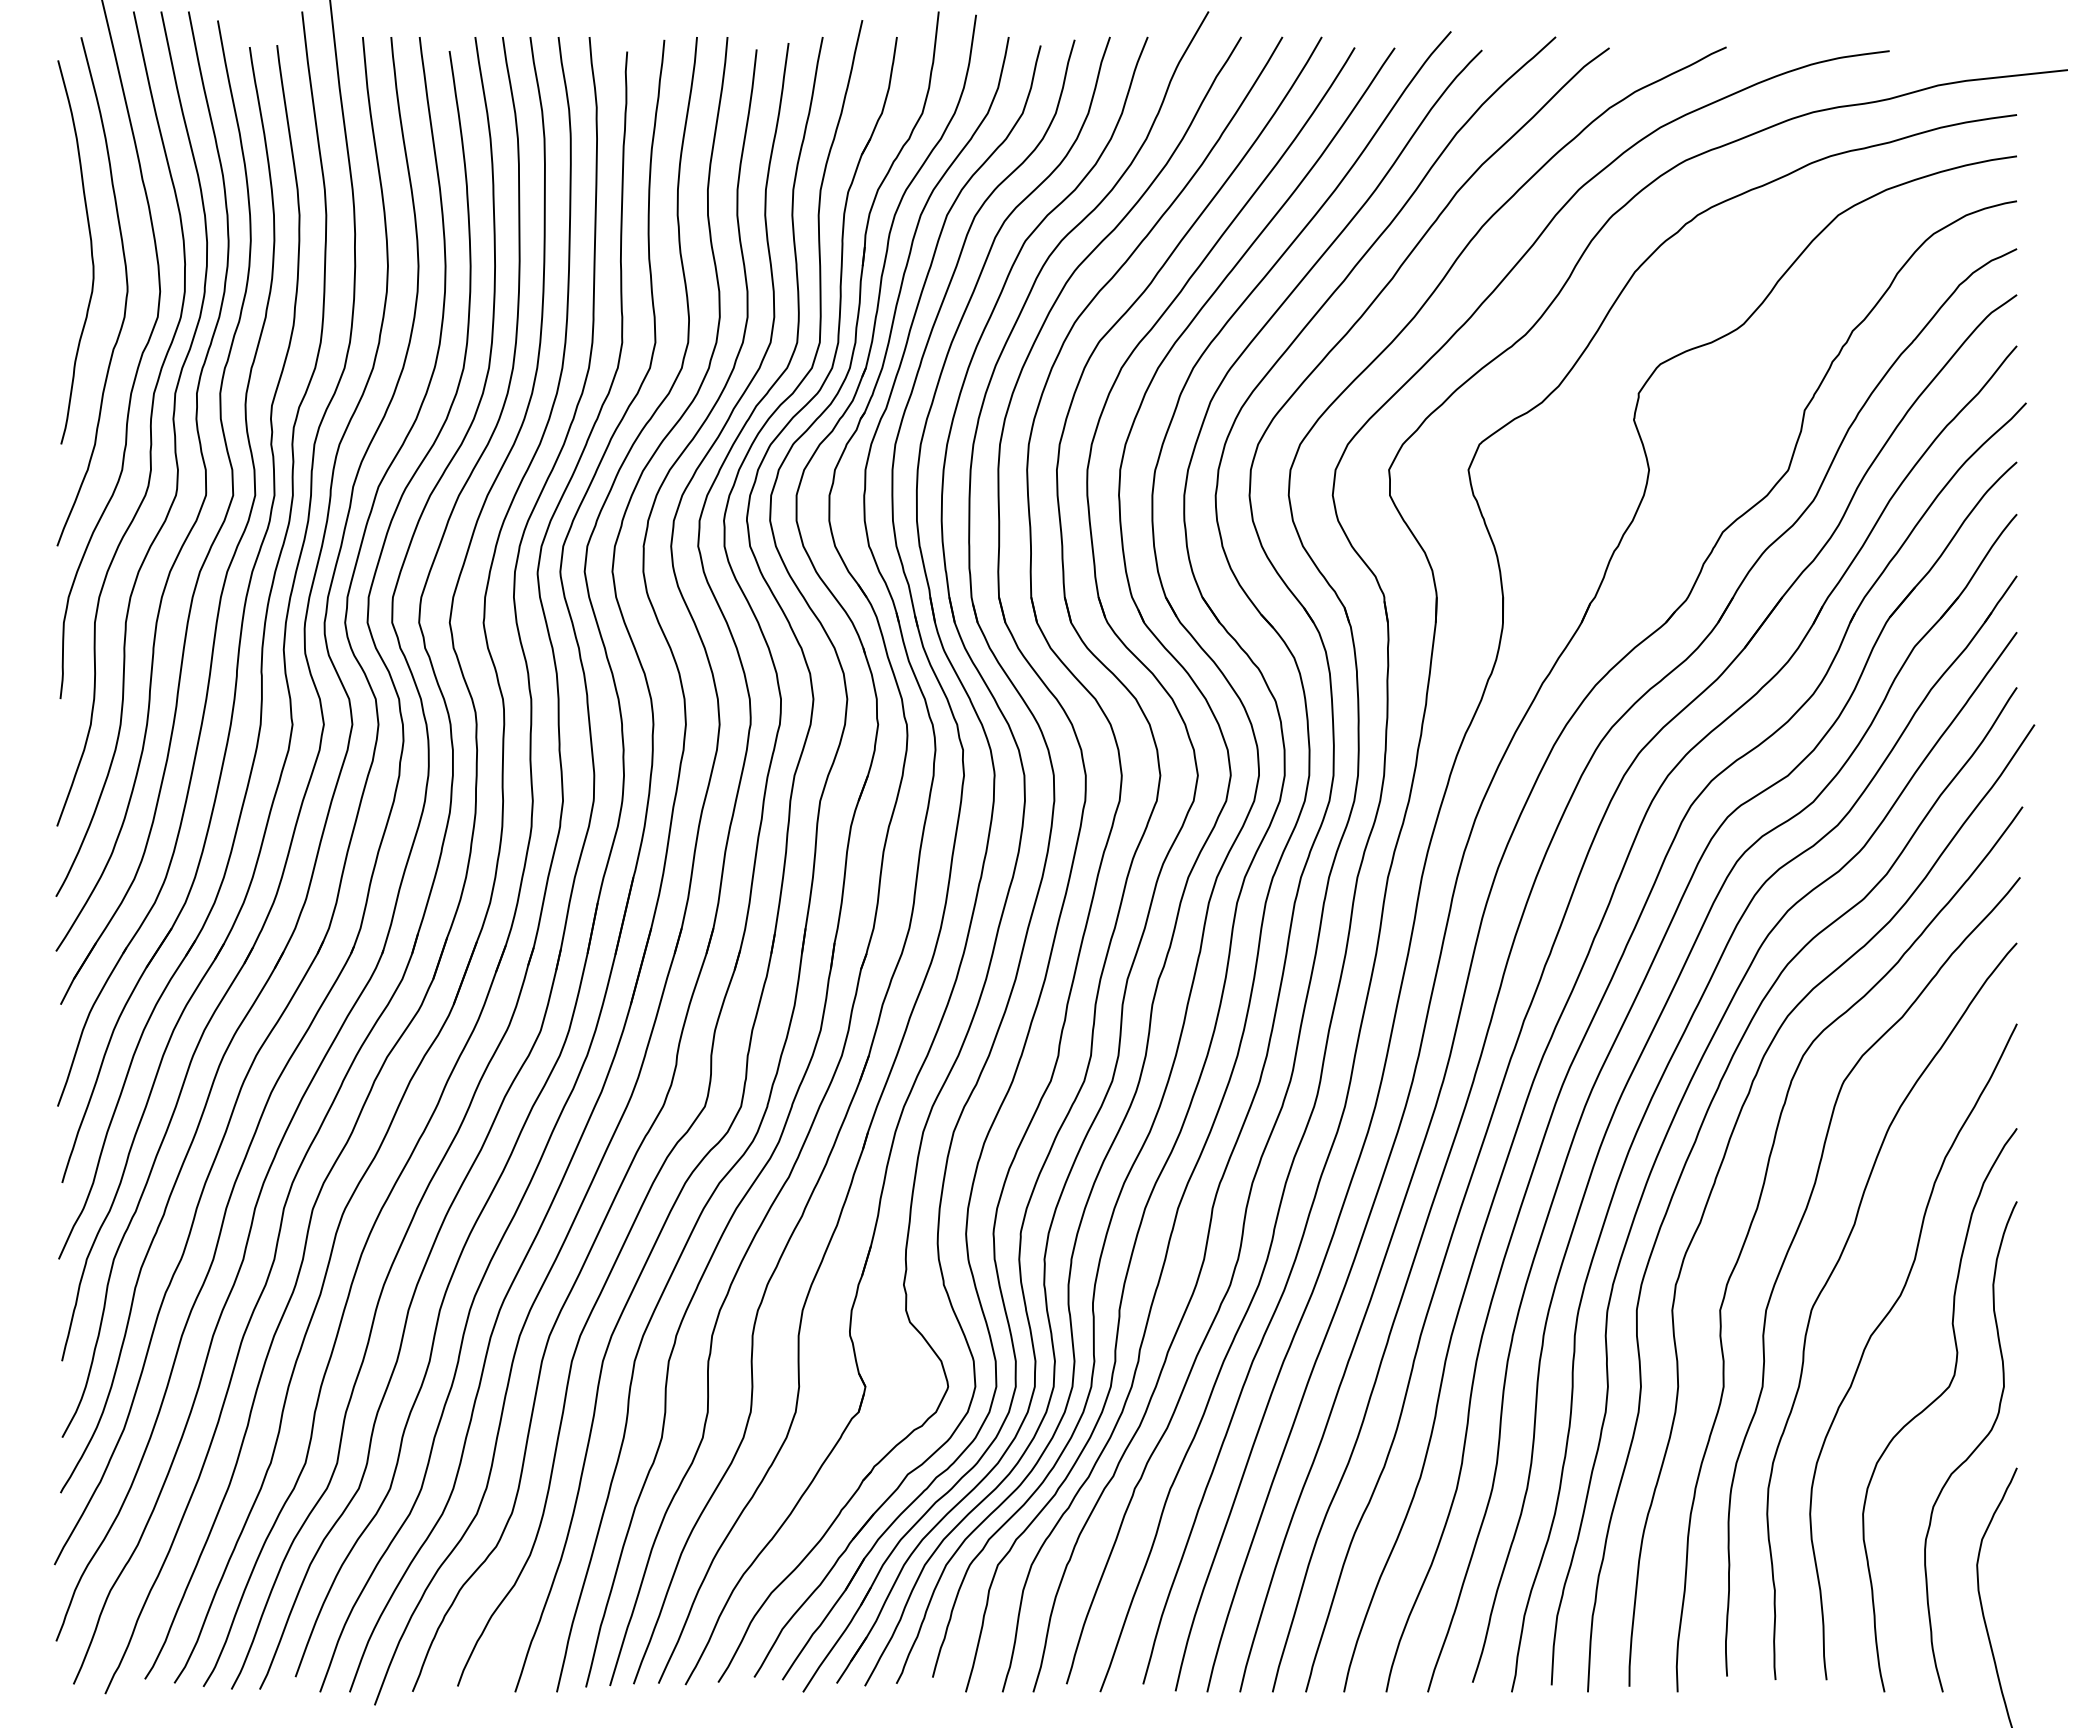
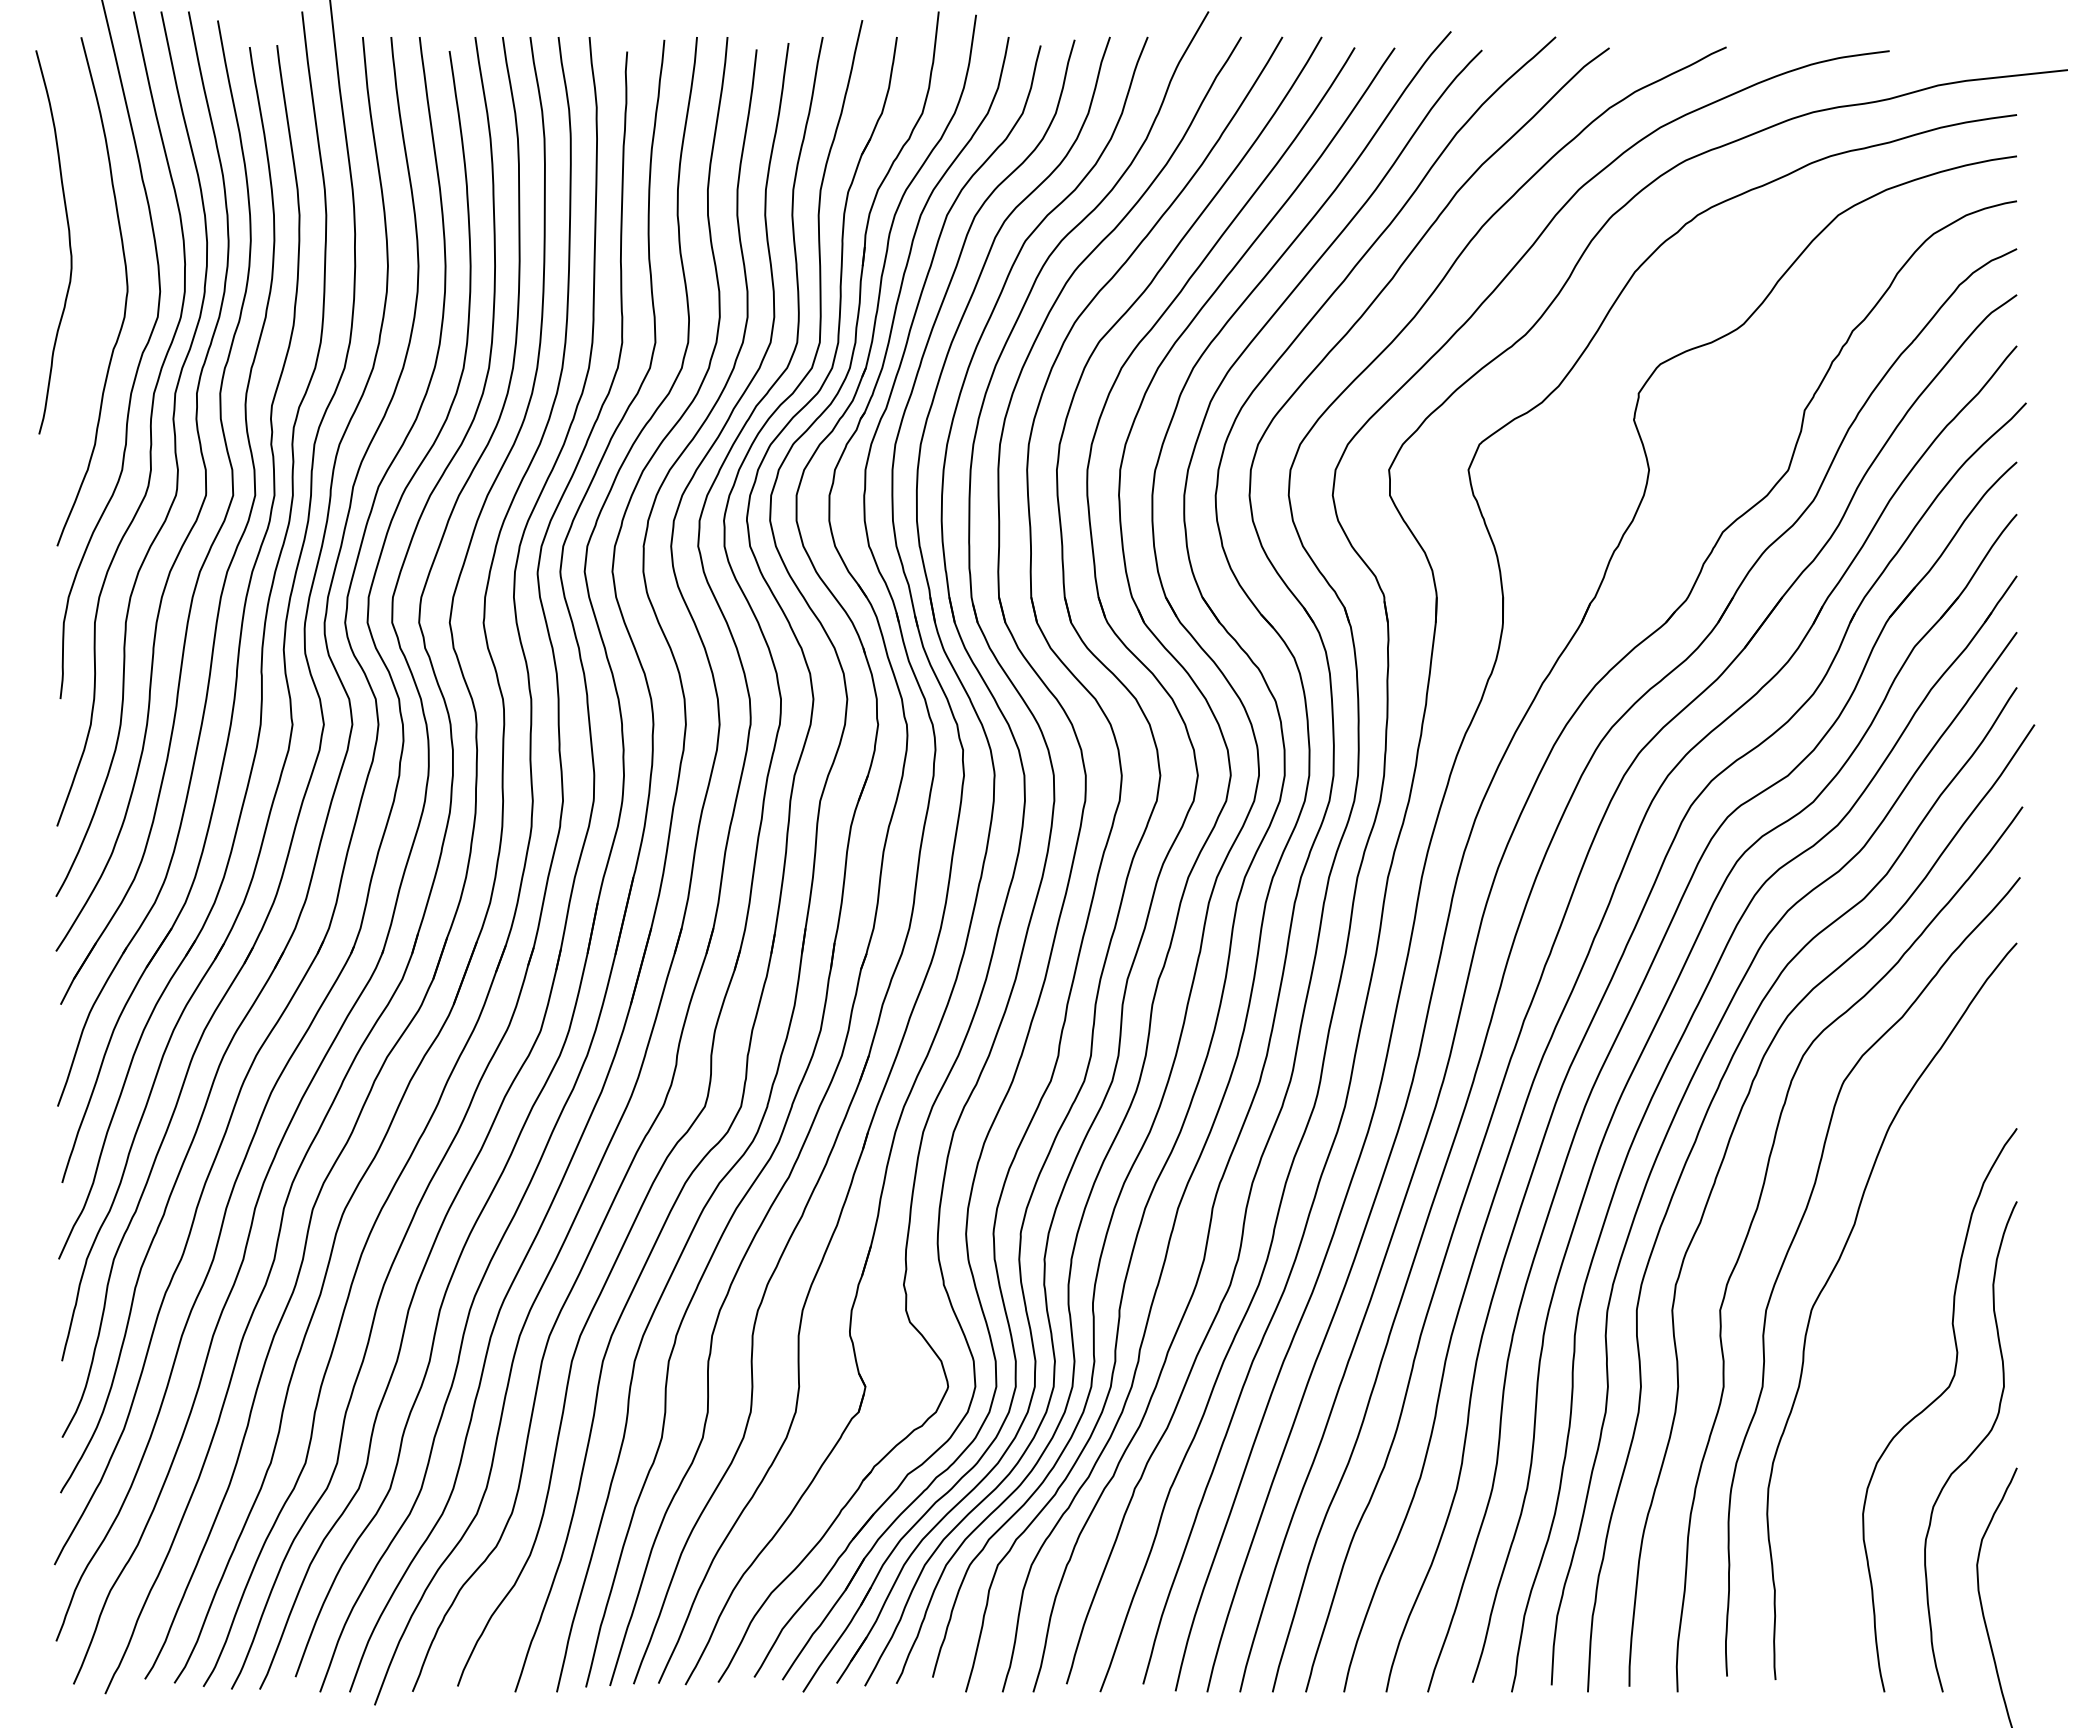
curve position: (90, 250) -> (68, 240) (68, 240)
curve: present -> none (1880, 1325)
